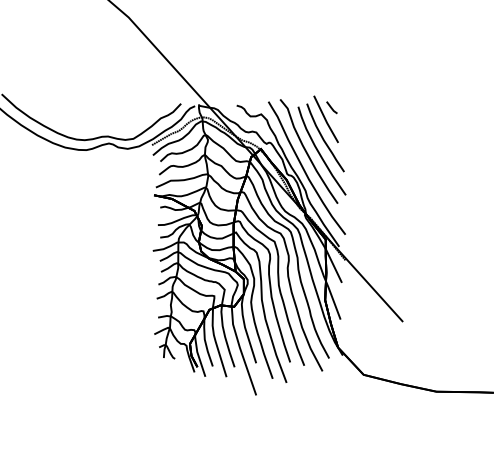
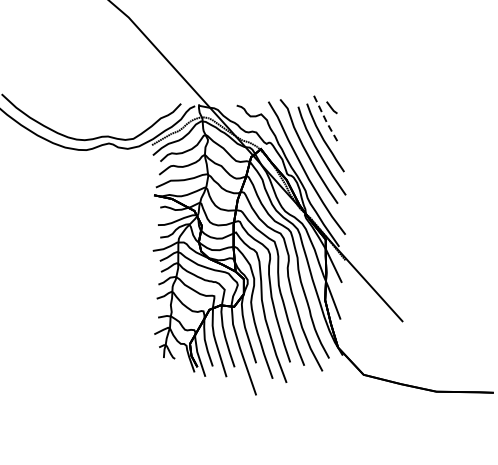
line: solid -> dashed (325, 120)
